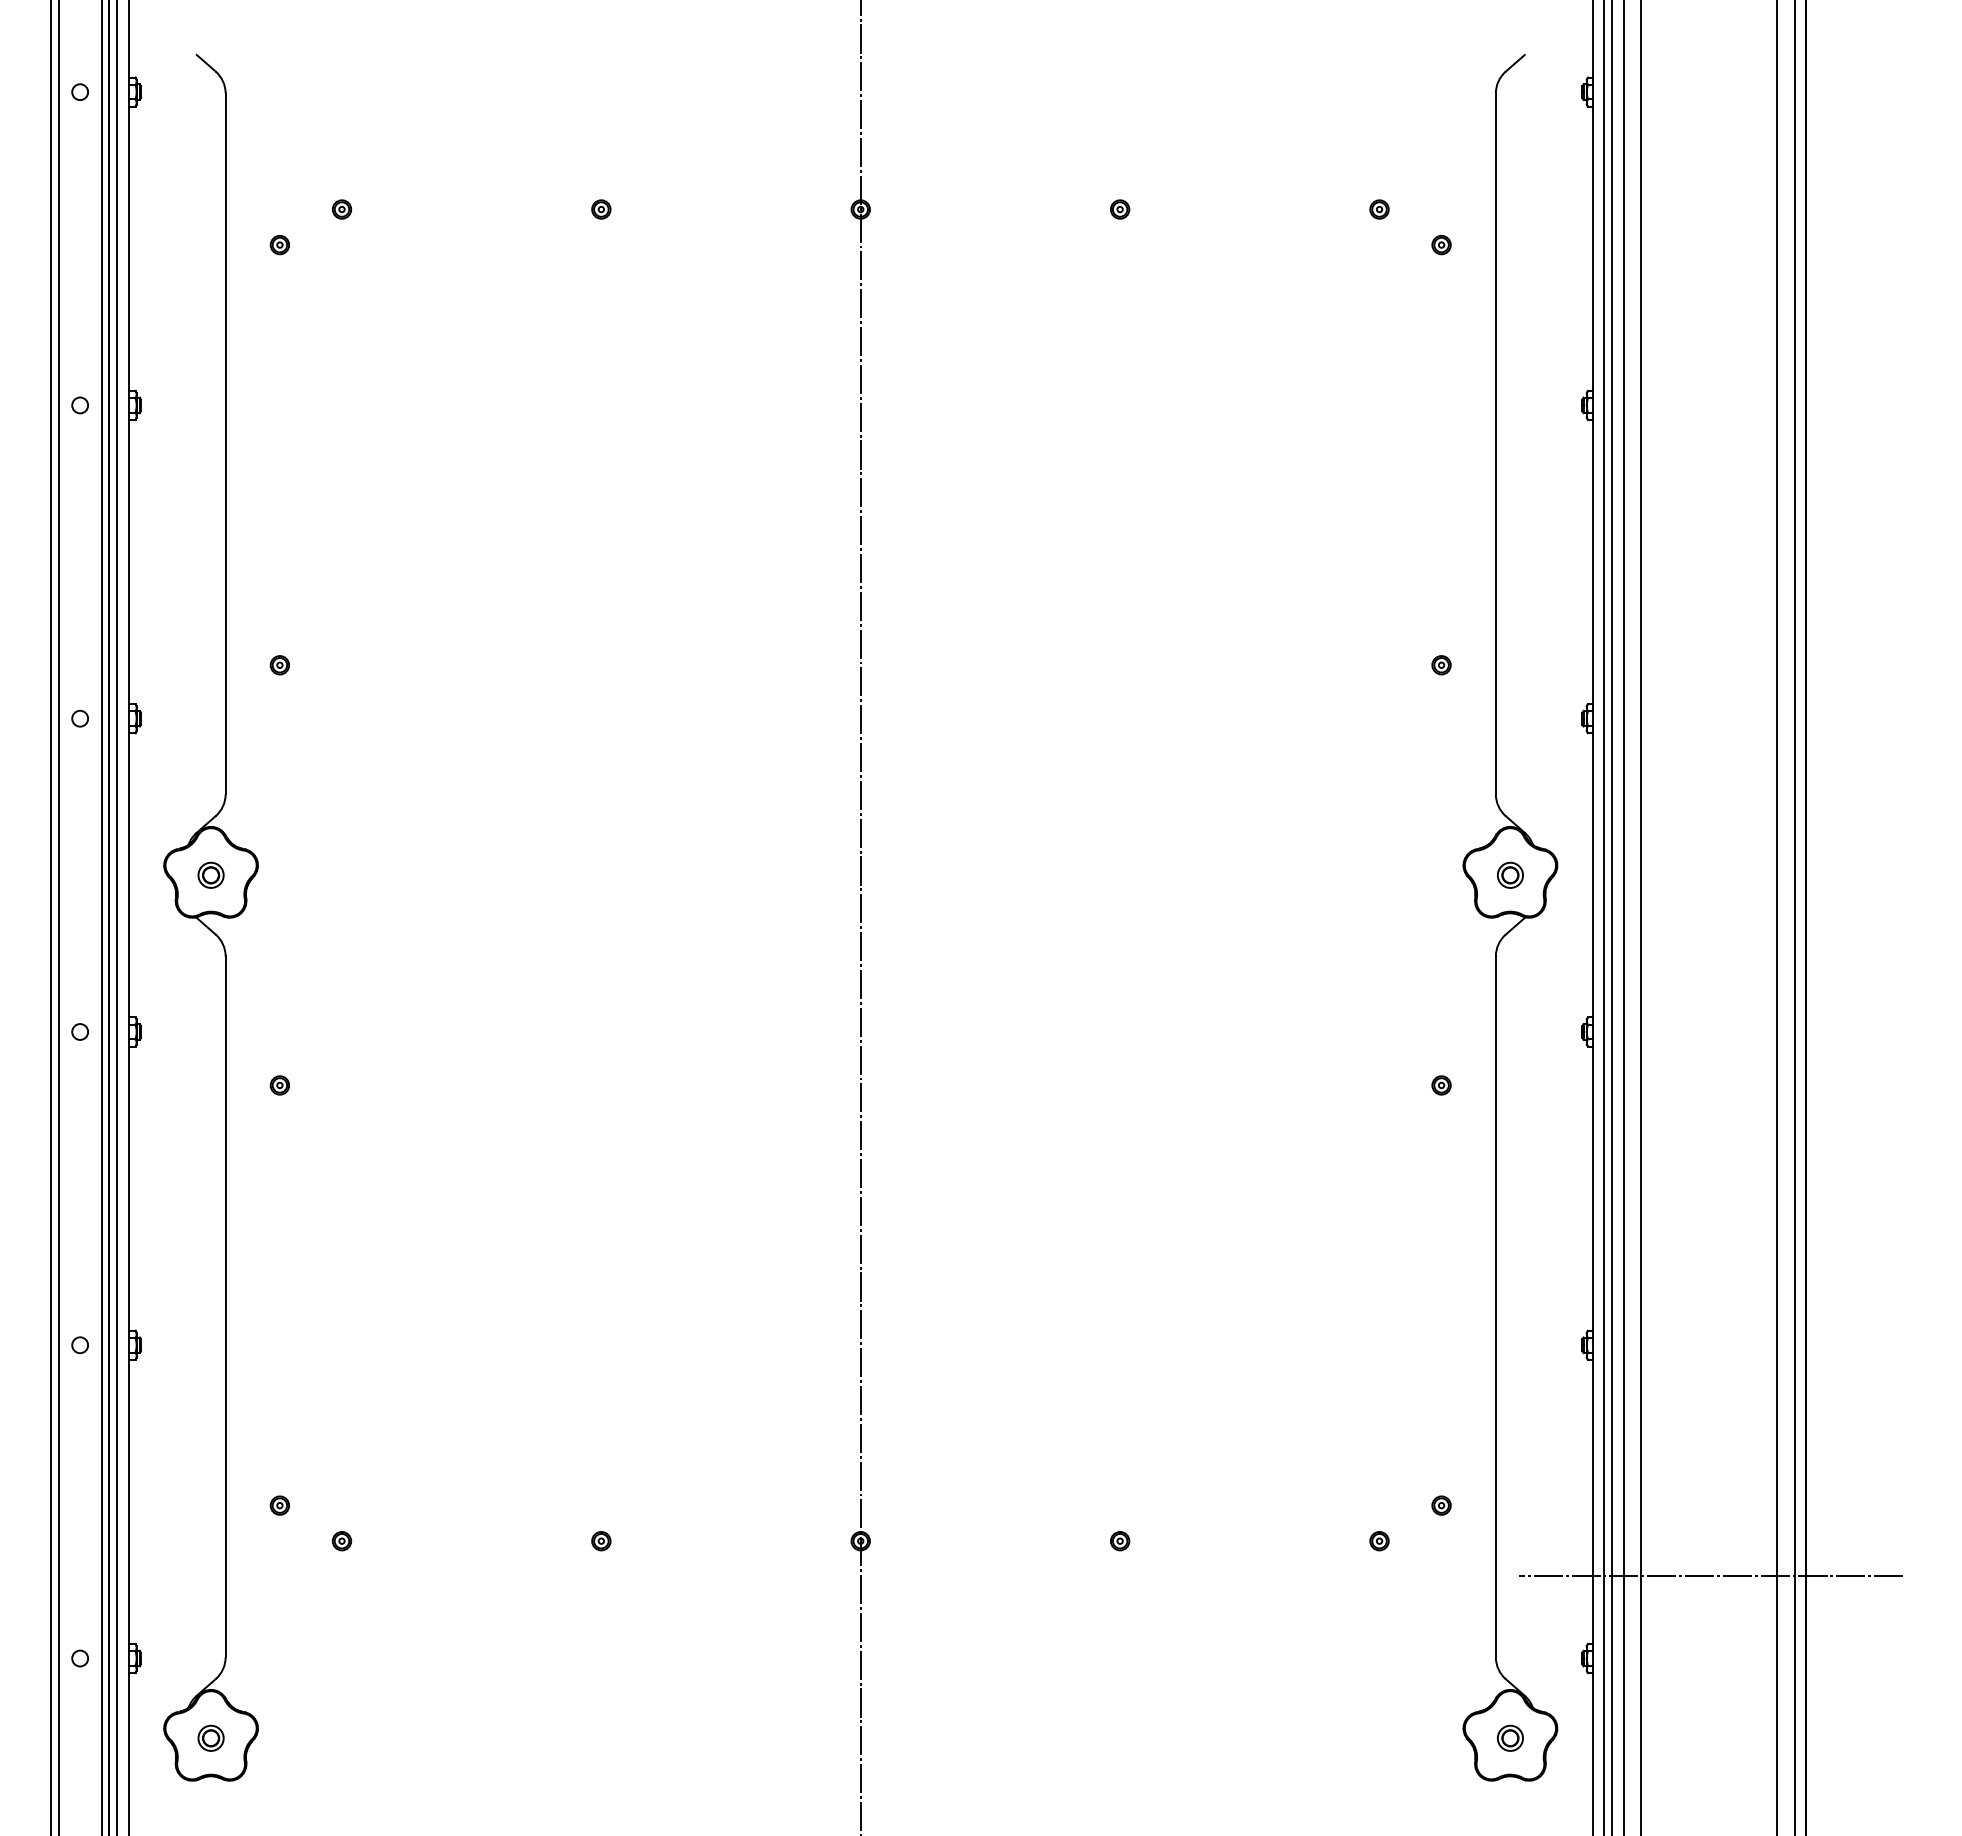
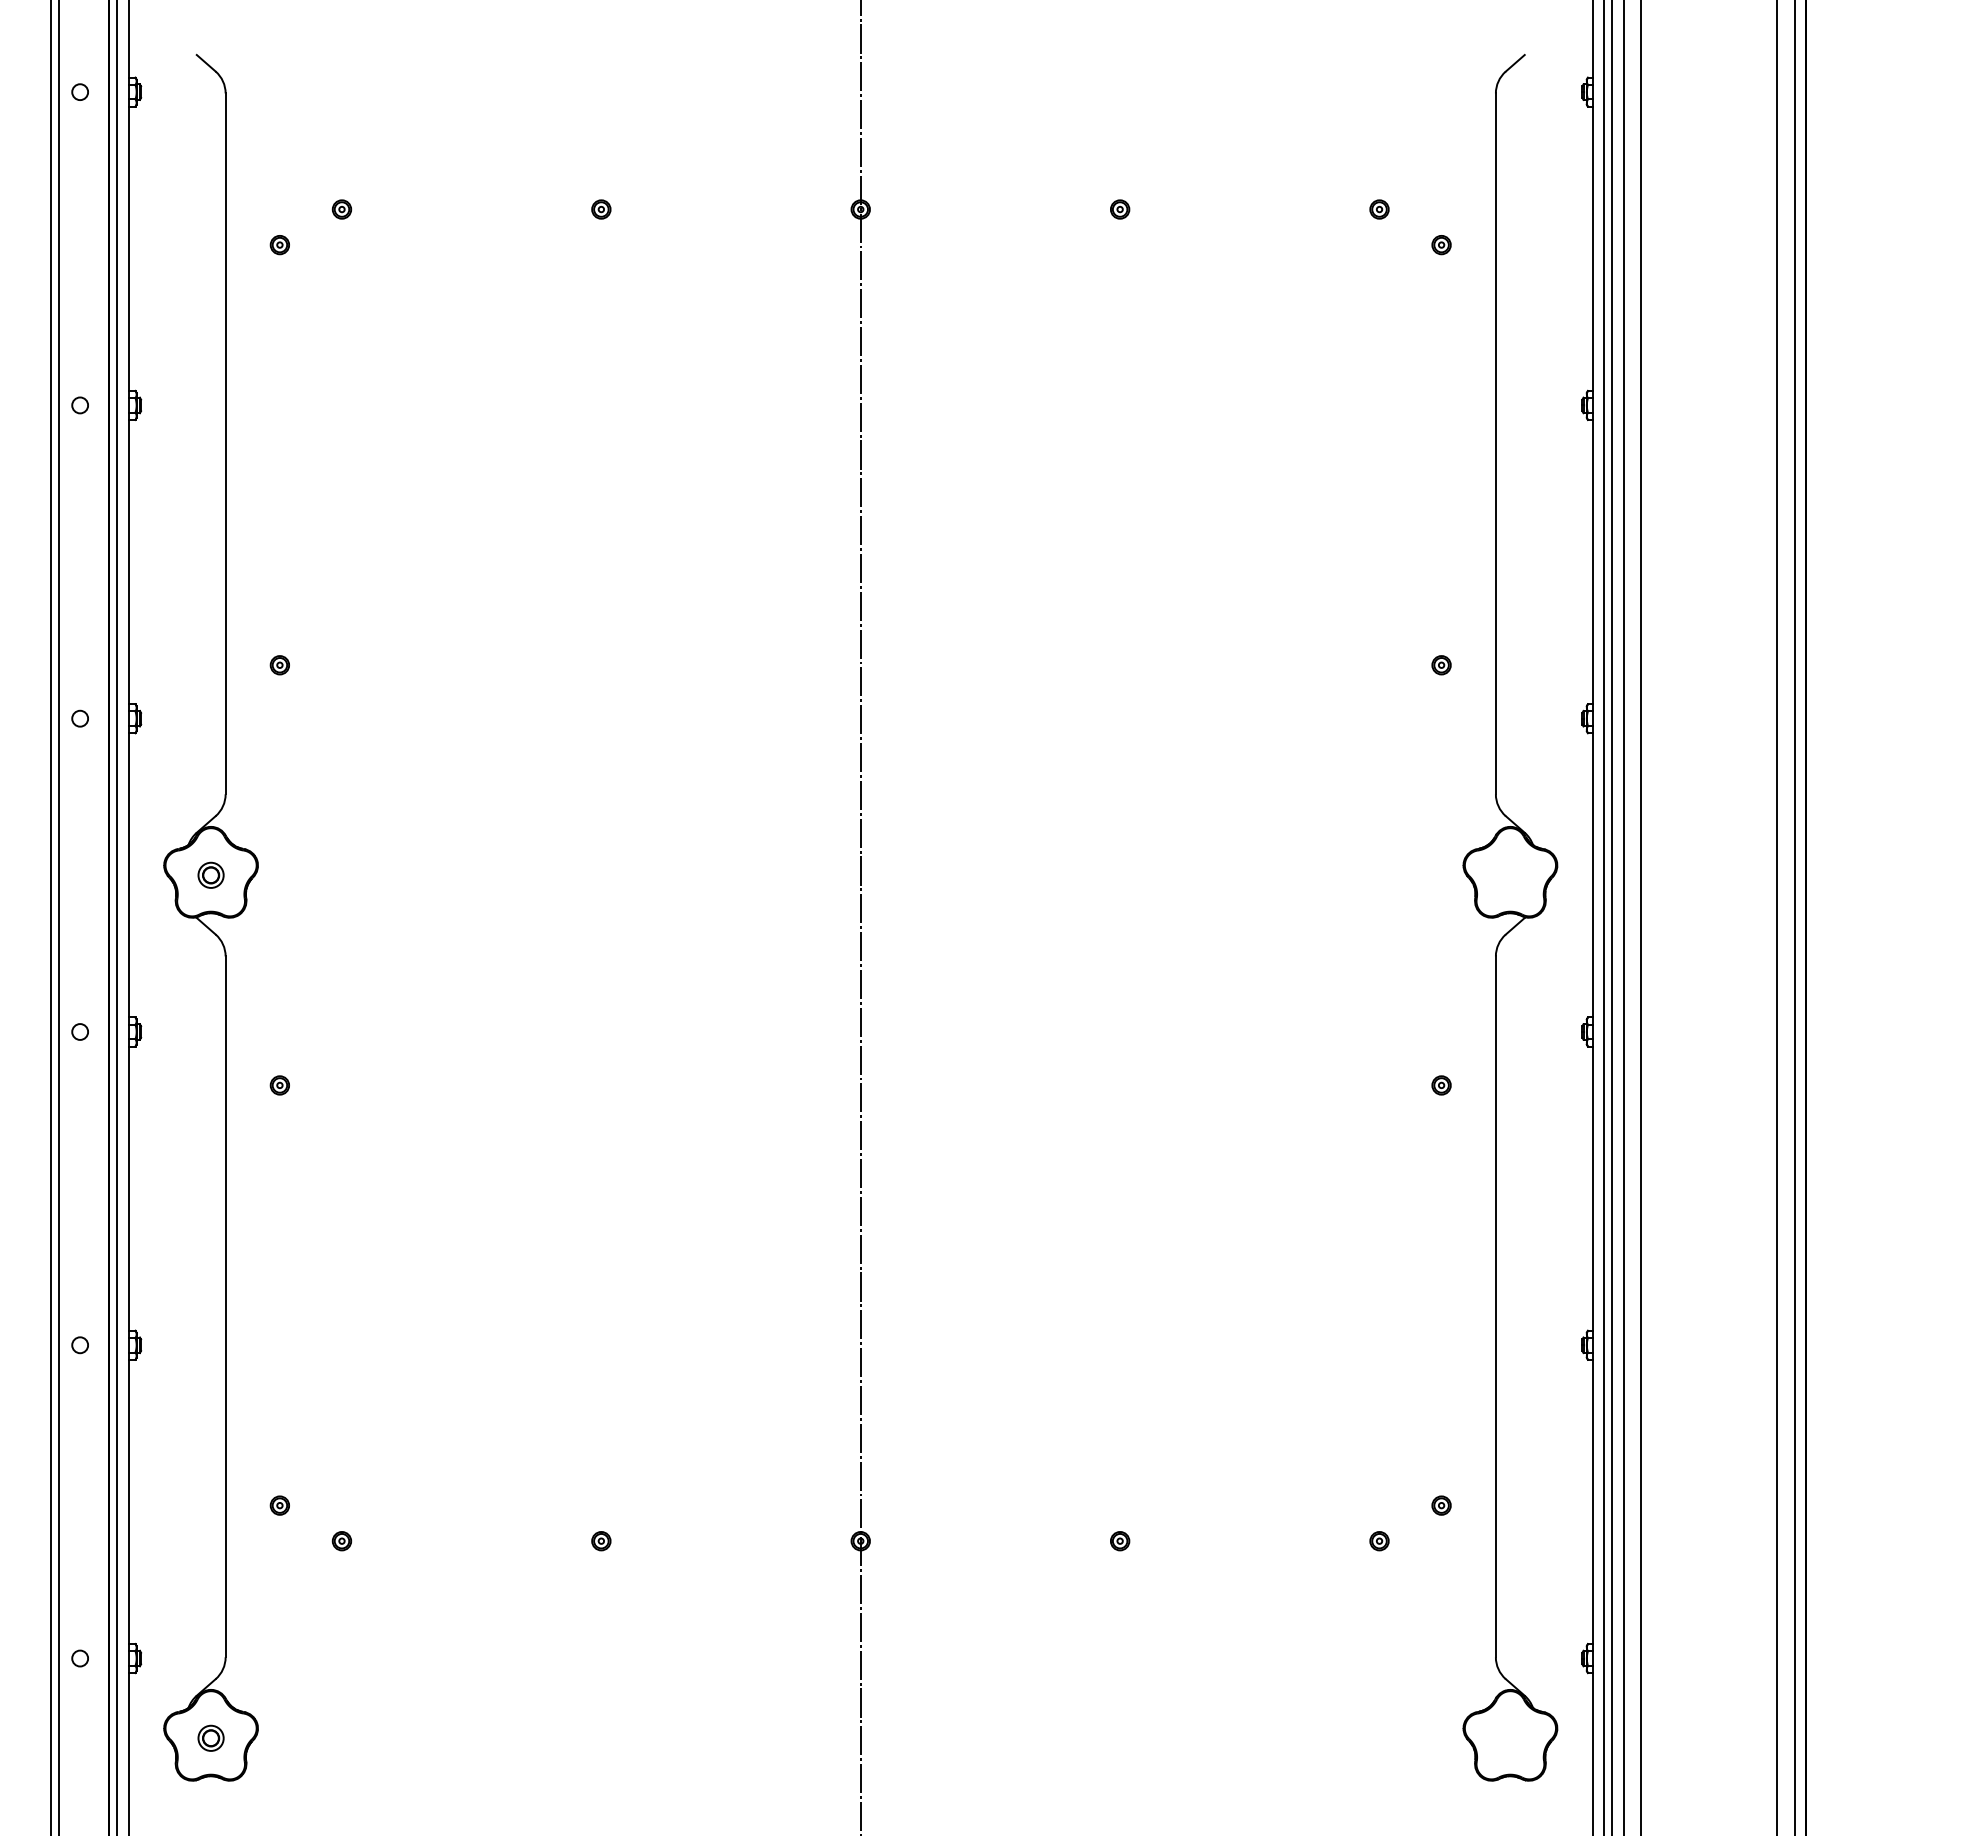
part: present -> none (1510, 874)
line: present -> none (101, 917)
line: present -> none (1711, 1575)
part: present -> none (1510, 1737)
